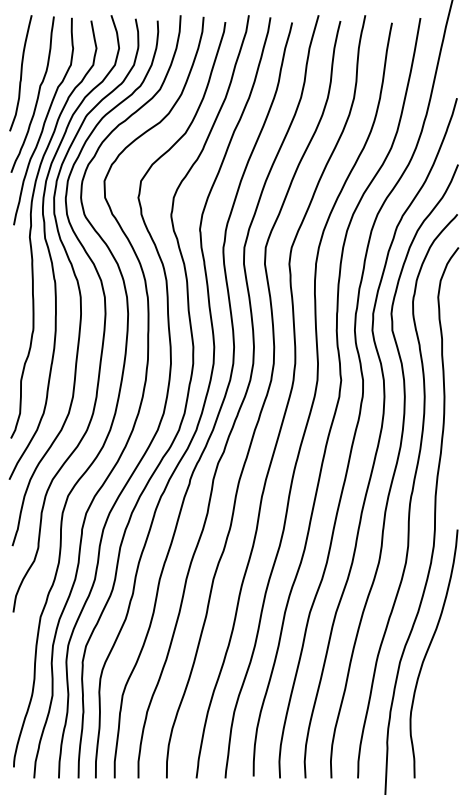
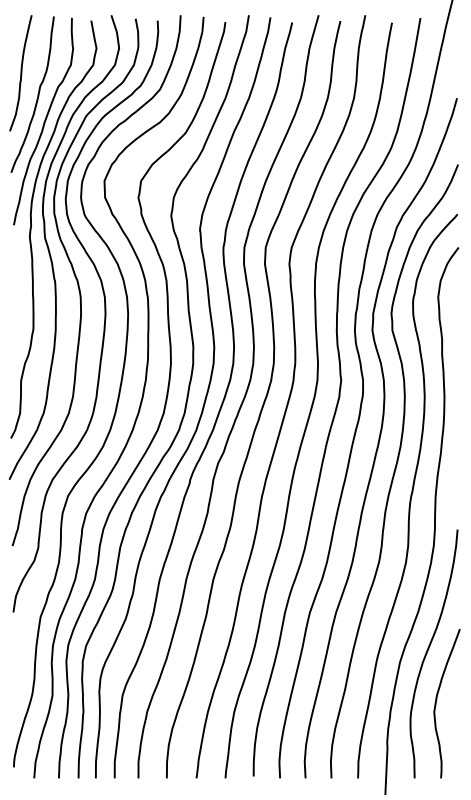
curve: none -> present (437, 699)
